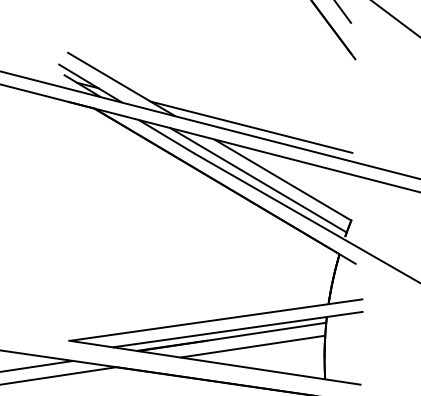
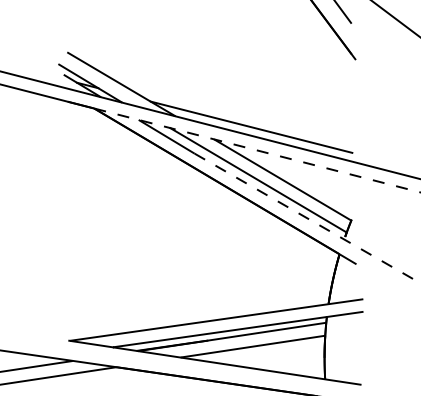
line: solid -> dashed (257, 150)
line: solid -> dashed (308, 218)
